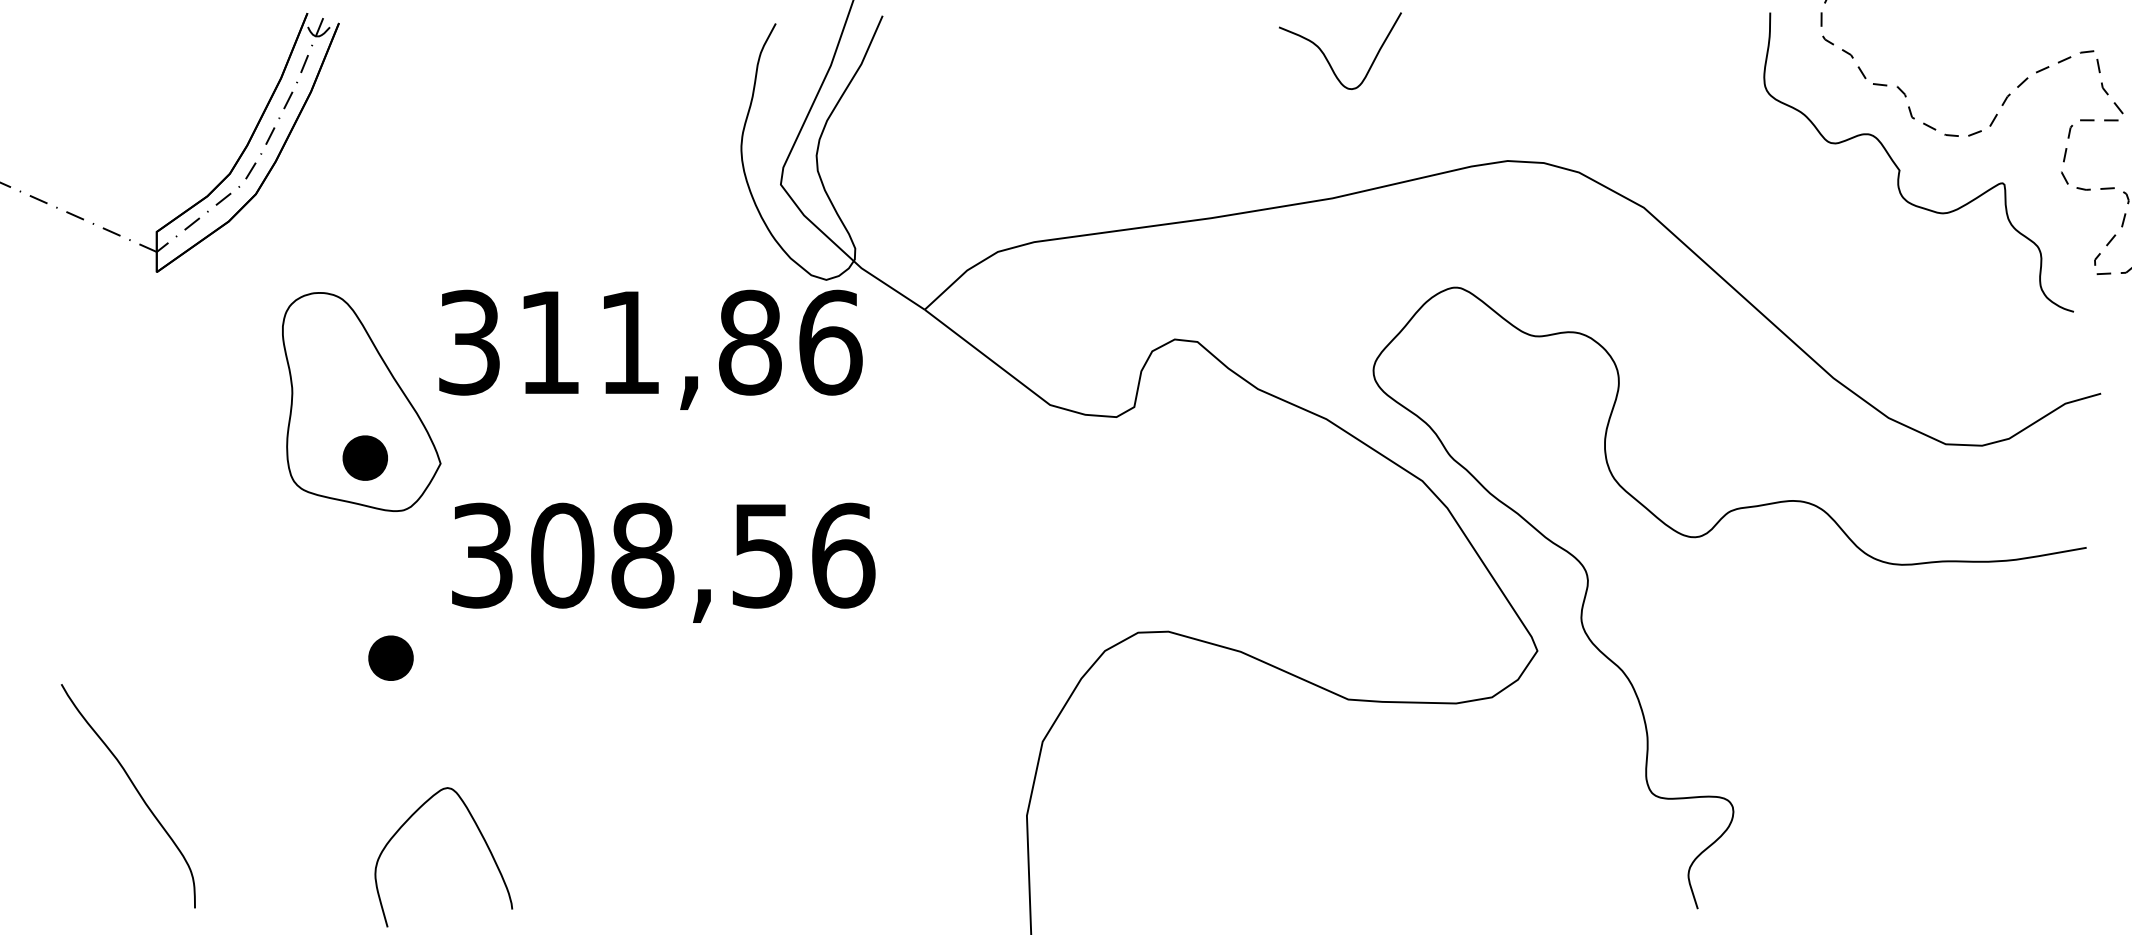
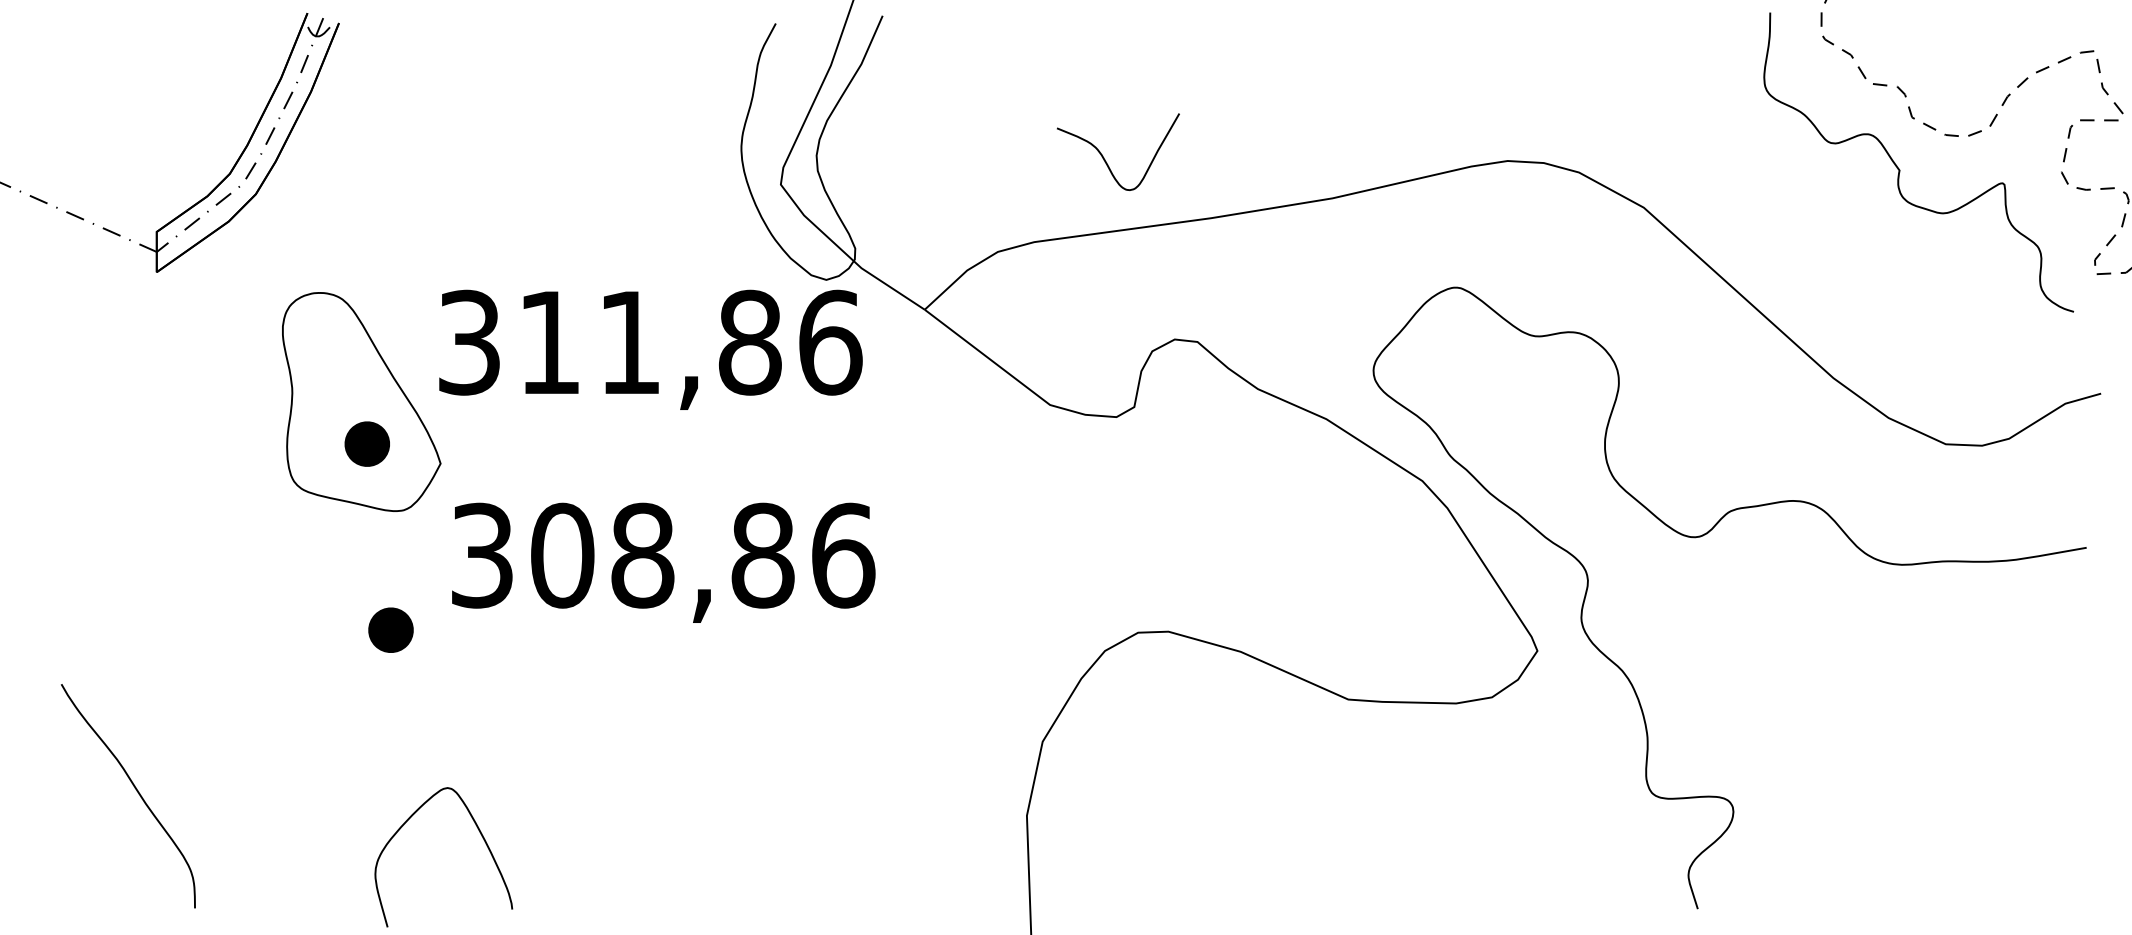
curve position: (1326, 56) -> (1104, 157) (1104, 157)
part position: (364, 457) -> (366, 443) (366, 443)
text: 308,56 -> 308,86 (762, 555)
part position: (390, 657) -> (390, 629) (390, 629)
